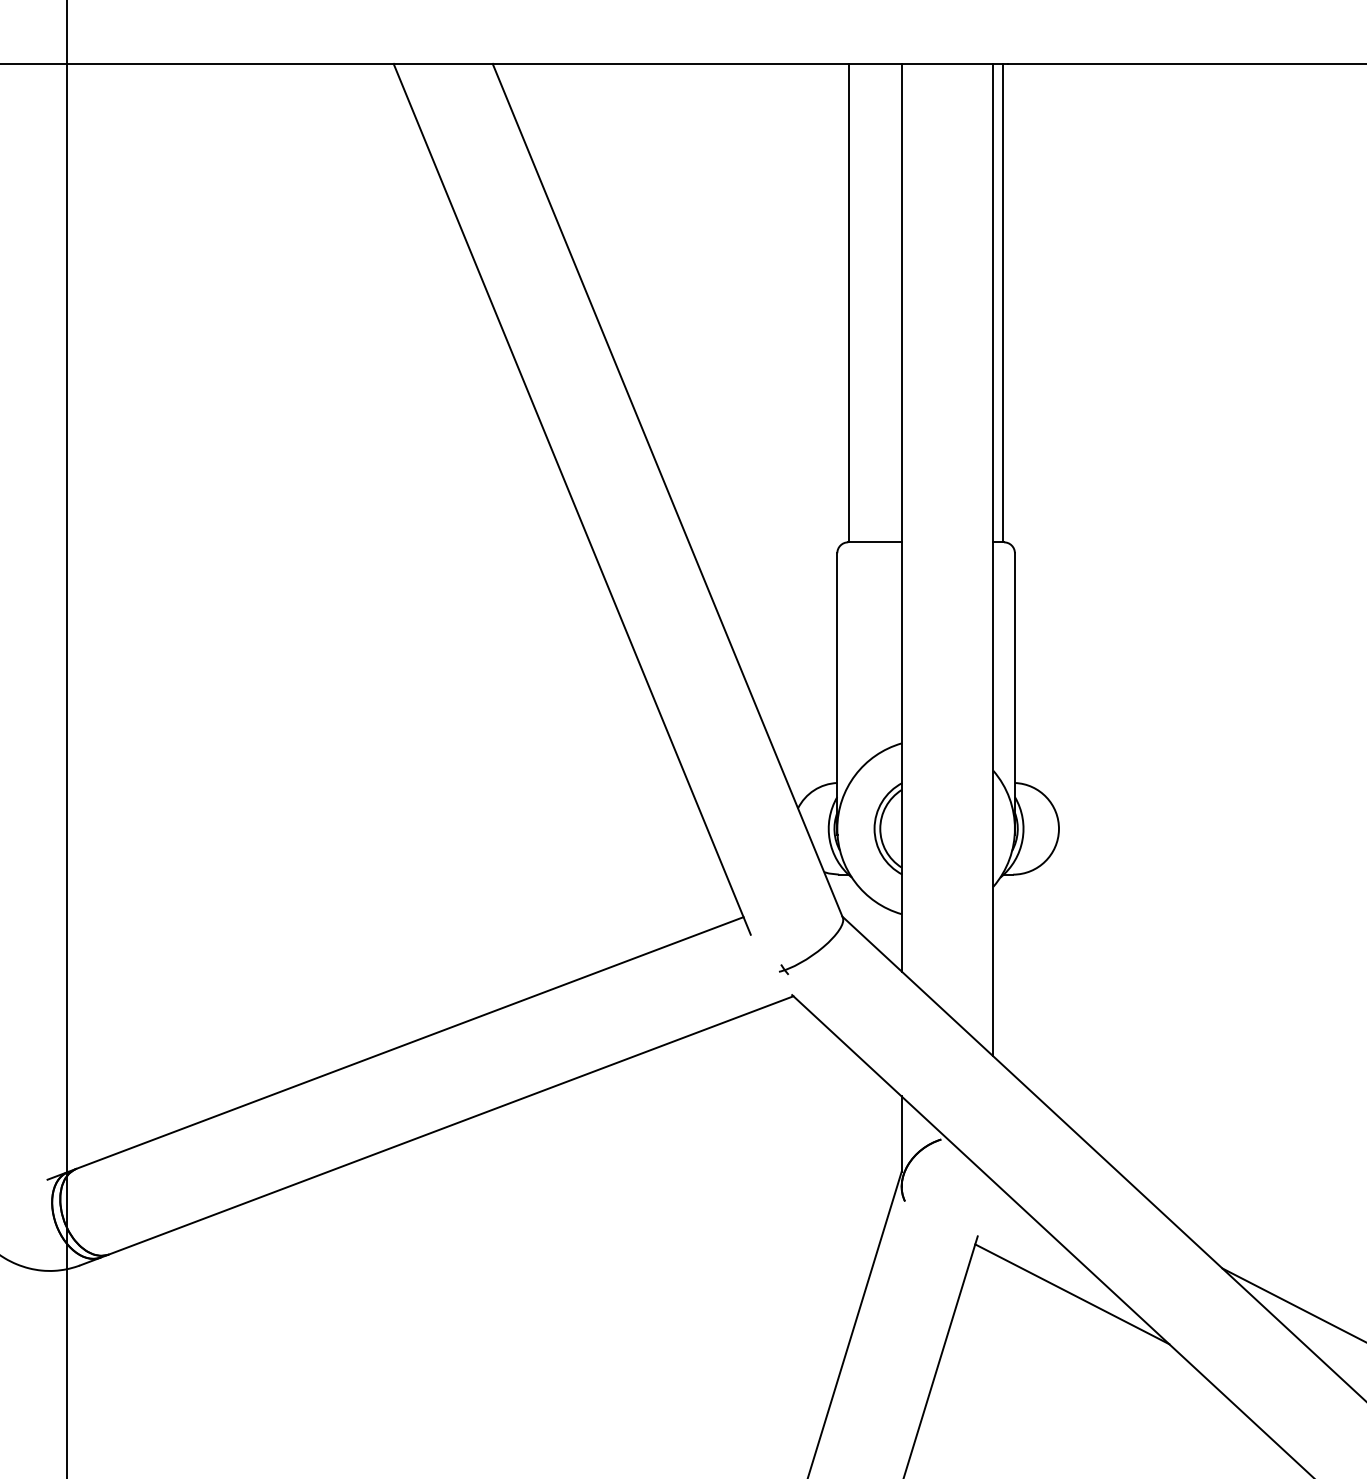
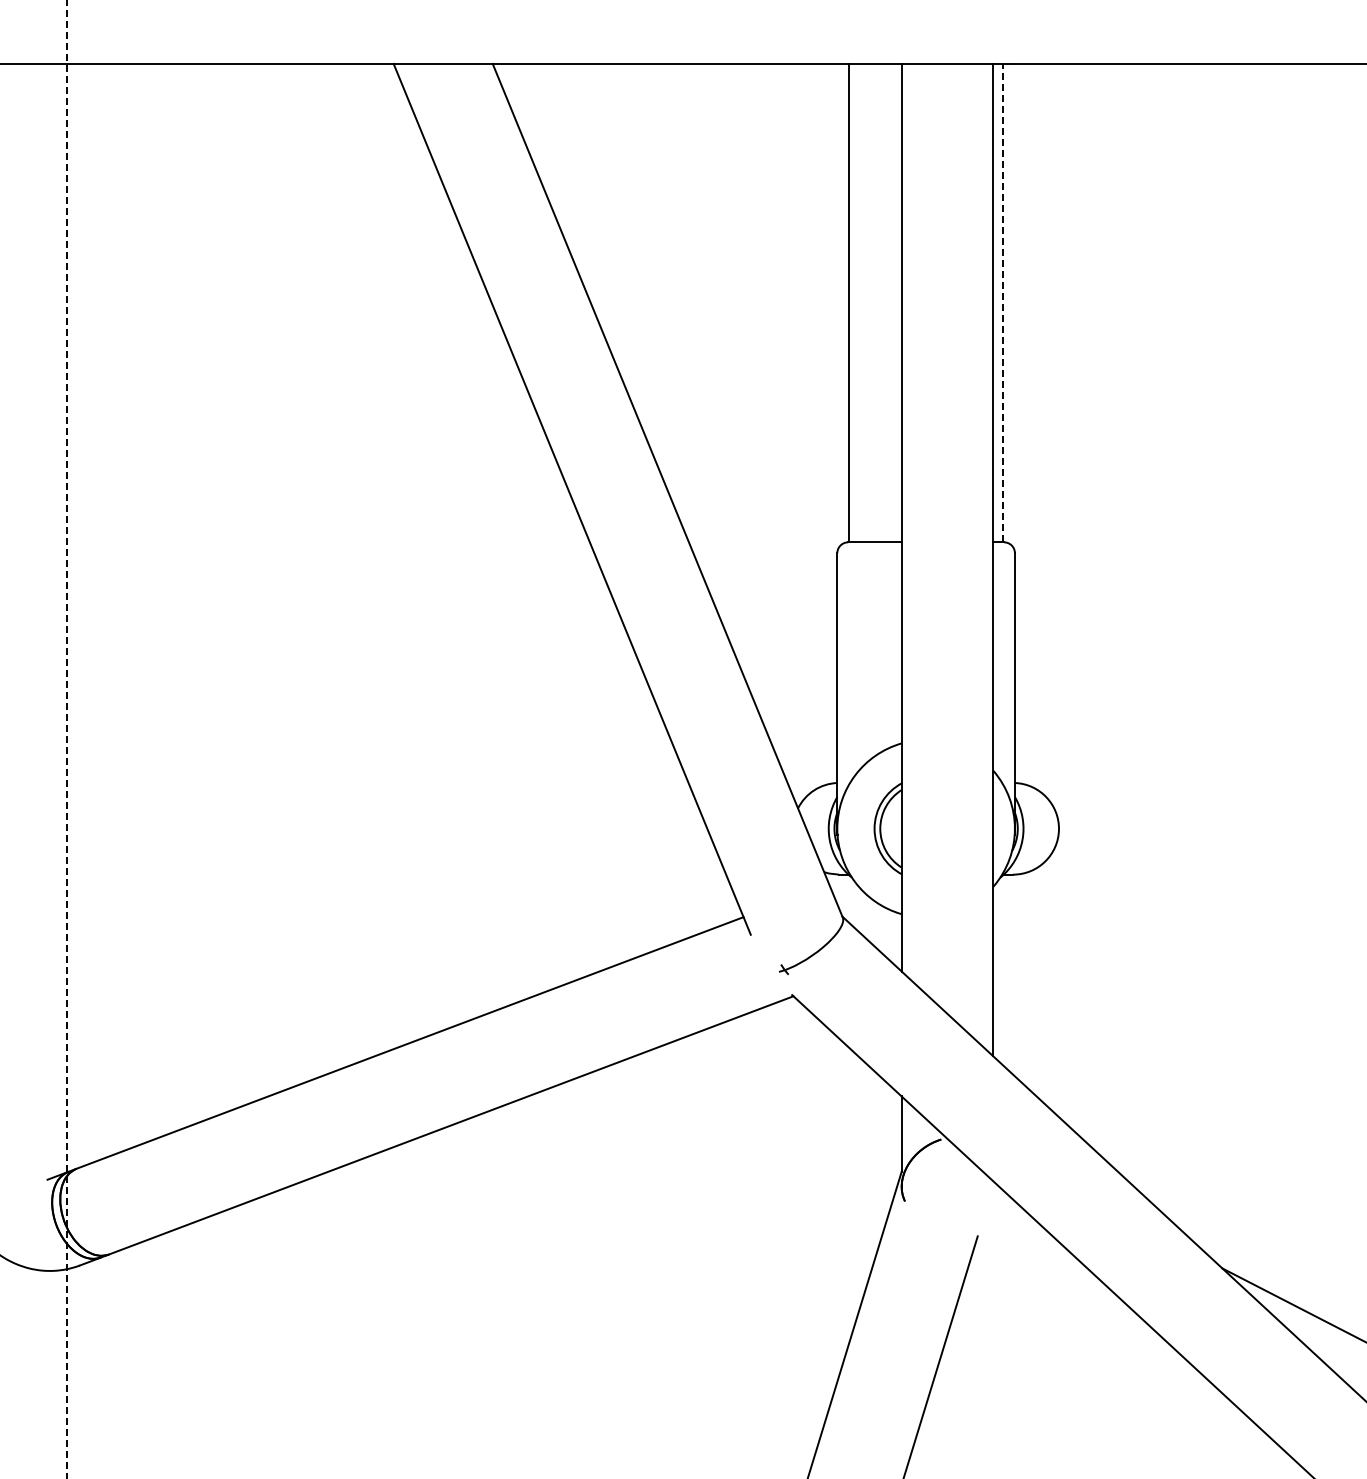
line: solid -> dashed (1003, 302)
line: solid -> dashed (66, 739)
line: present -> none (1072, 1294)
